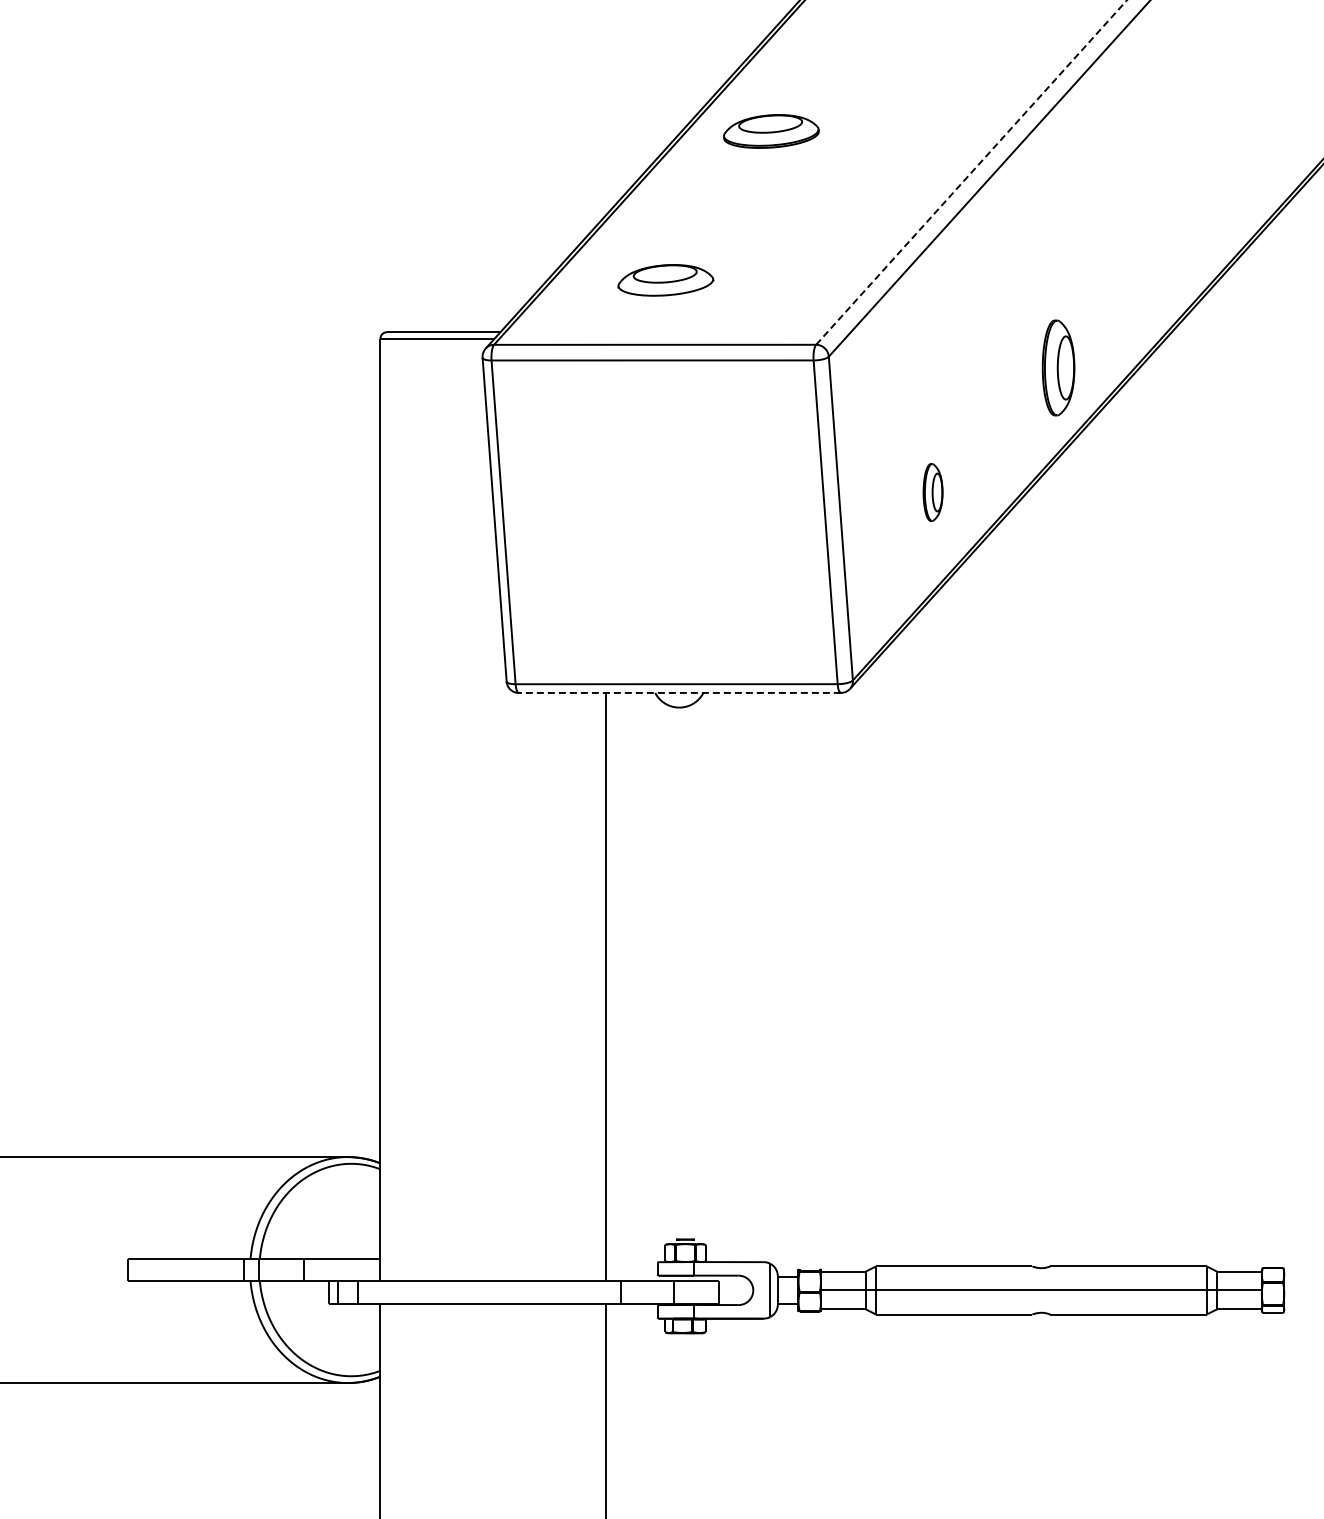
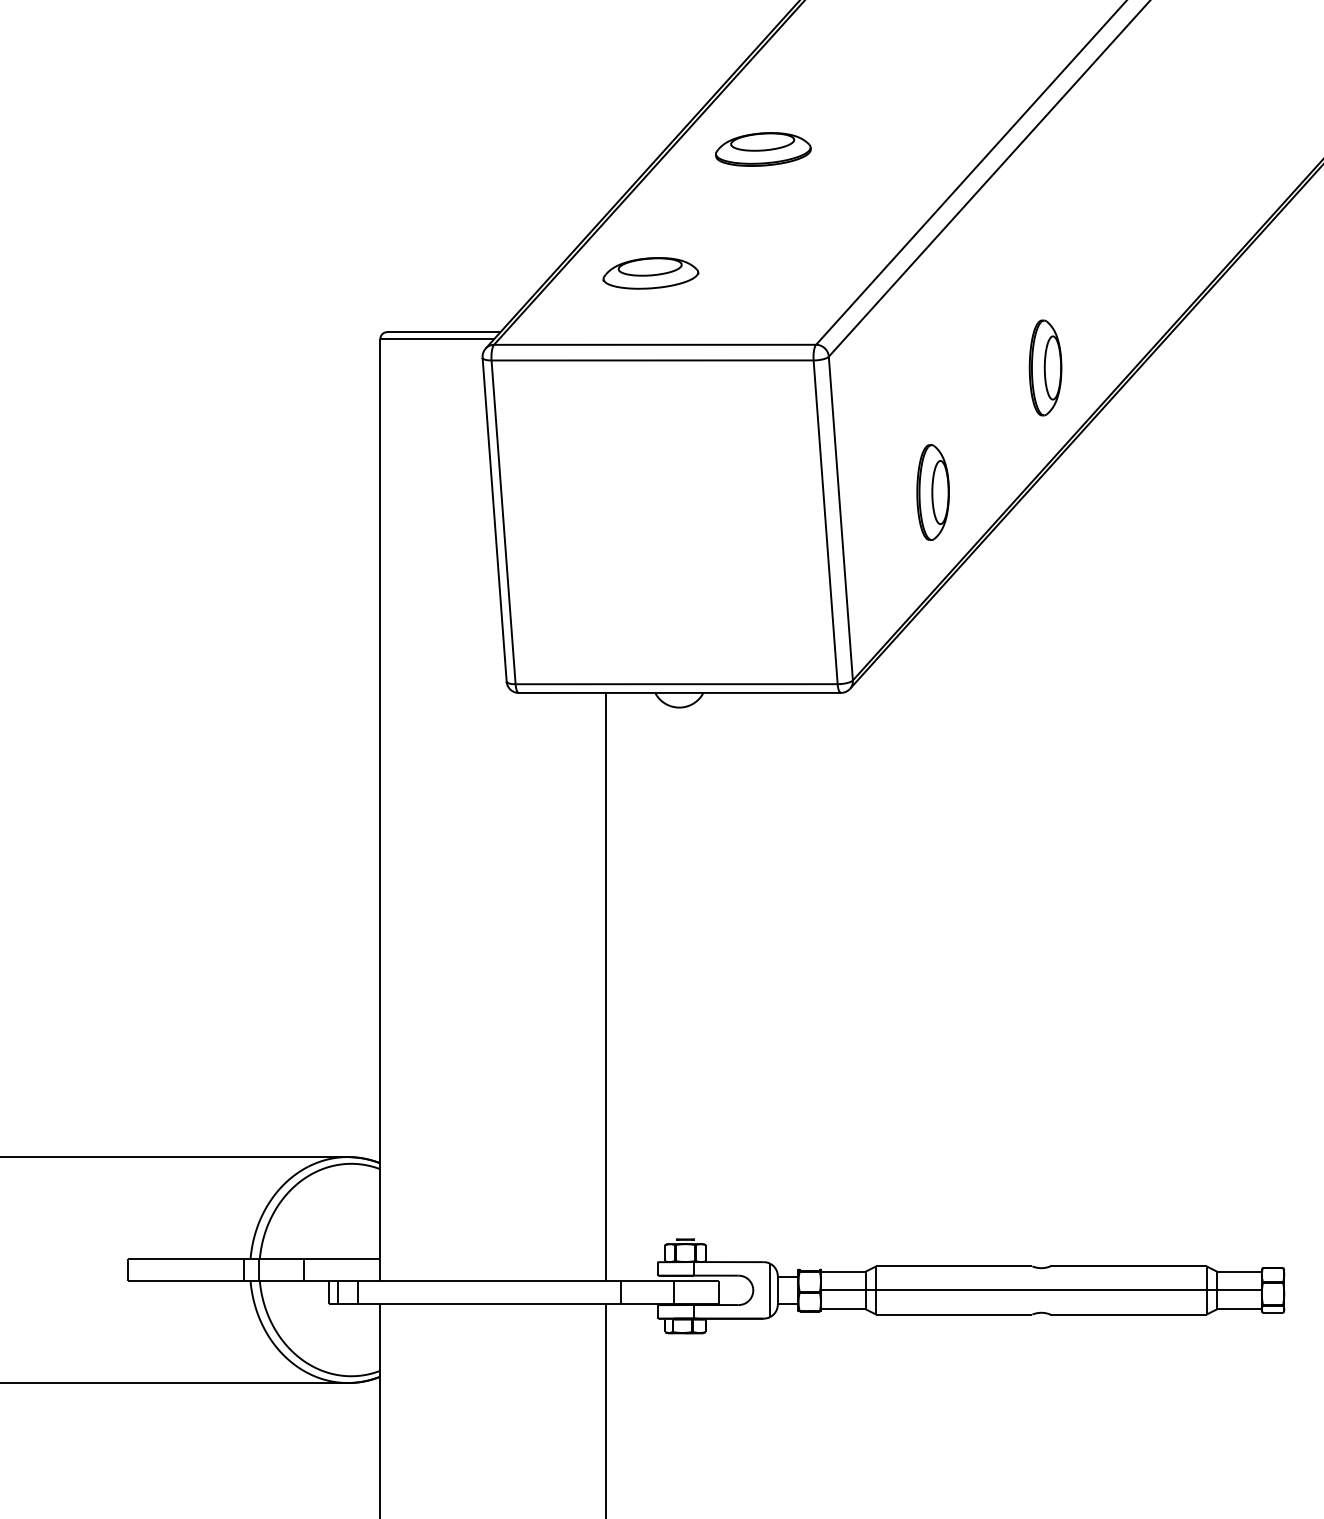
part position: (771, 131) -> (763, 149) (763, 149)
line: dashed -> solid (971, 172)
part position: (665, 280) -> (650, 273) (650, 273)
part position: (1058, 367) -> (1045, 367) (1045, 367)
part size: 22x59 px -> 34x97 px (932, 492)
line: dashed -> solid (679, 692)
